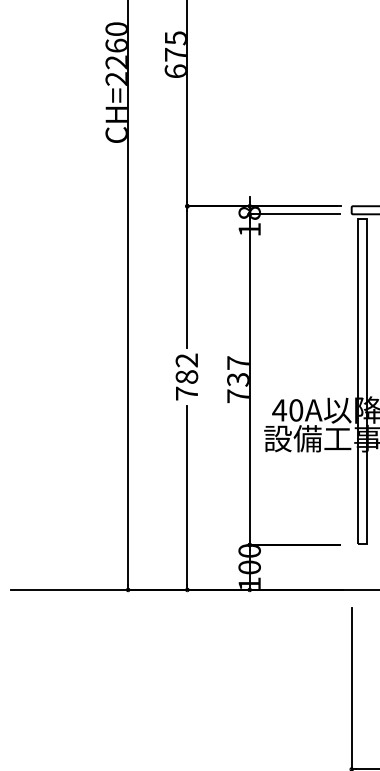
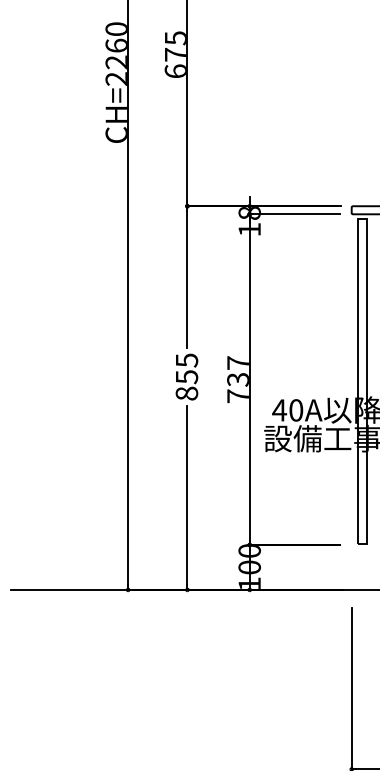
text: 782 -> 855 (186, 376)
